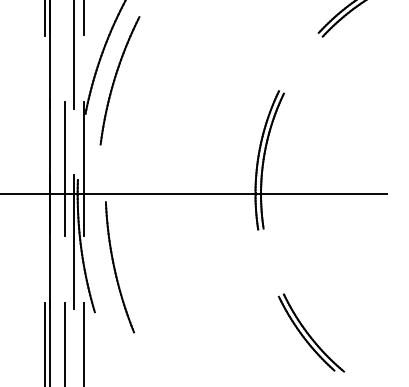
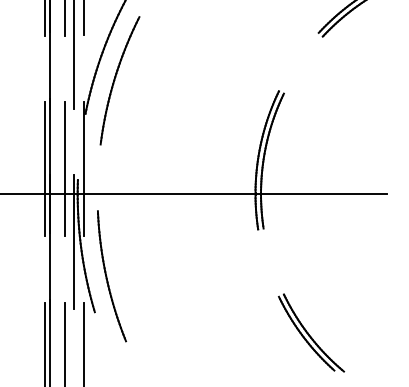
line: none -> present (64, 18)
line: none -> present (44, 169)
part position: (120, 267) -> (112, 276) (112, 276)
